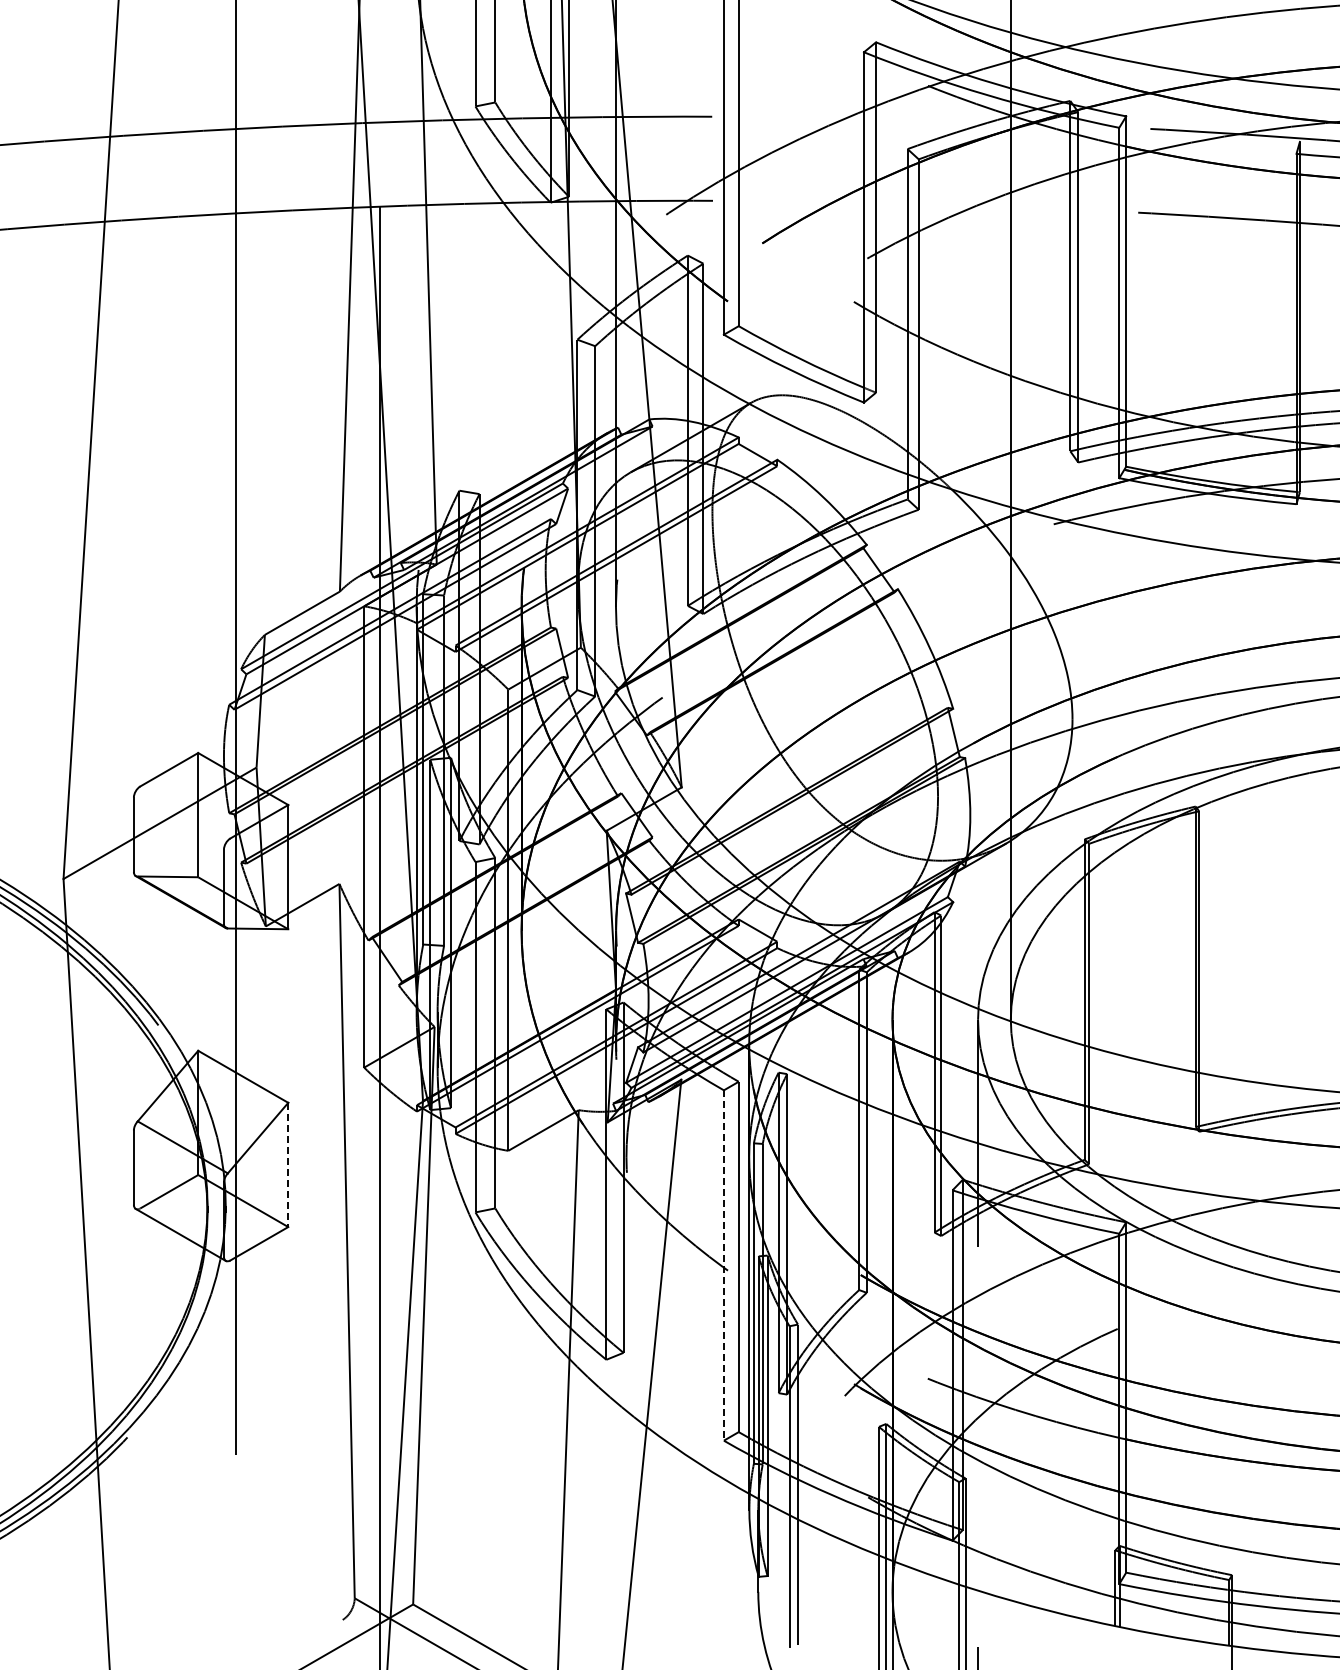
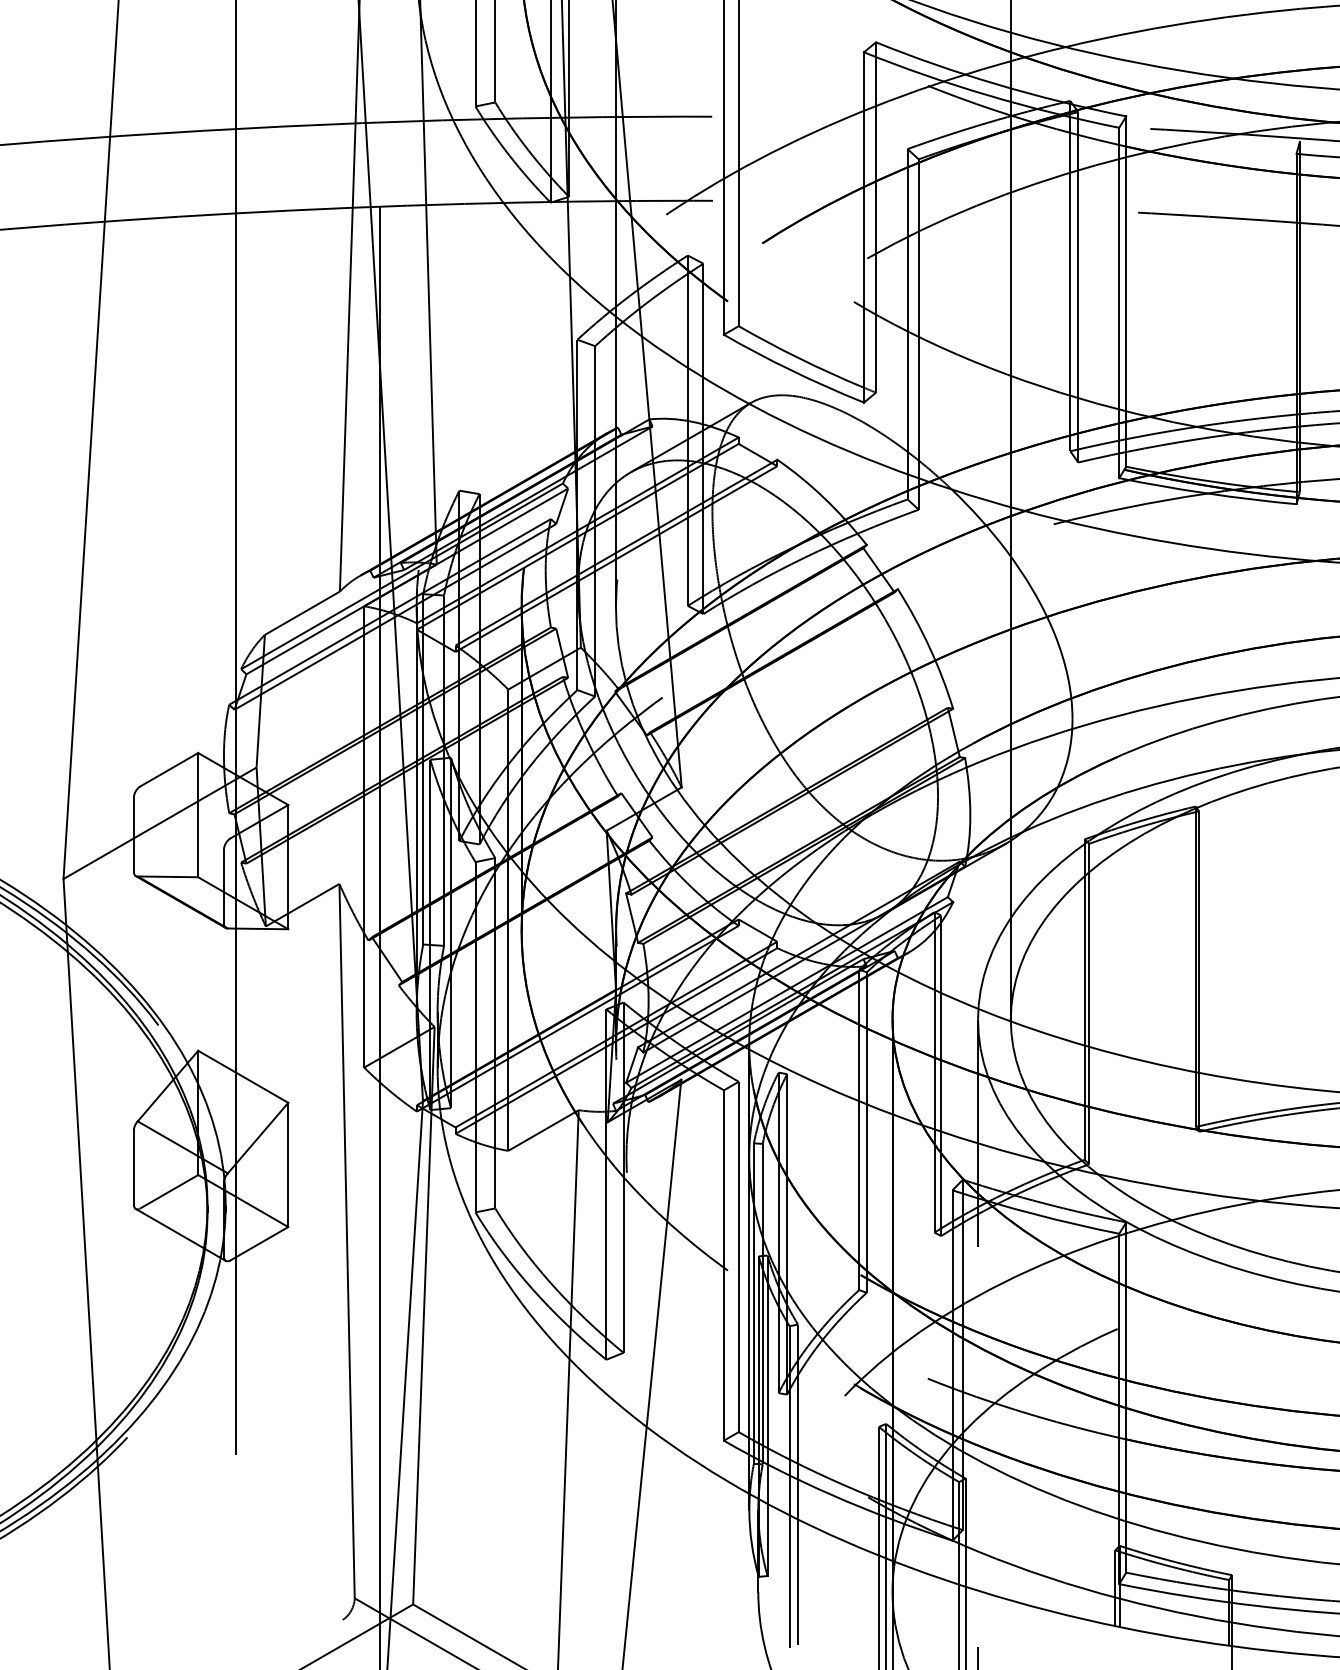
line: dashed -> solid (288, 1165)
line: dashed -> solid (723, 1266)
